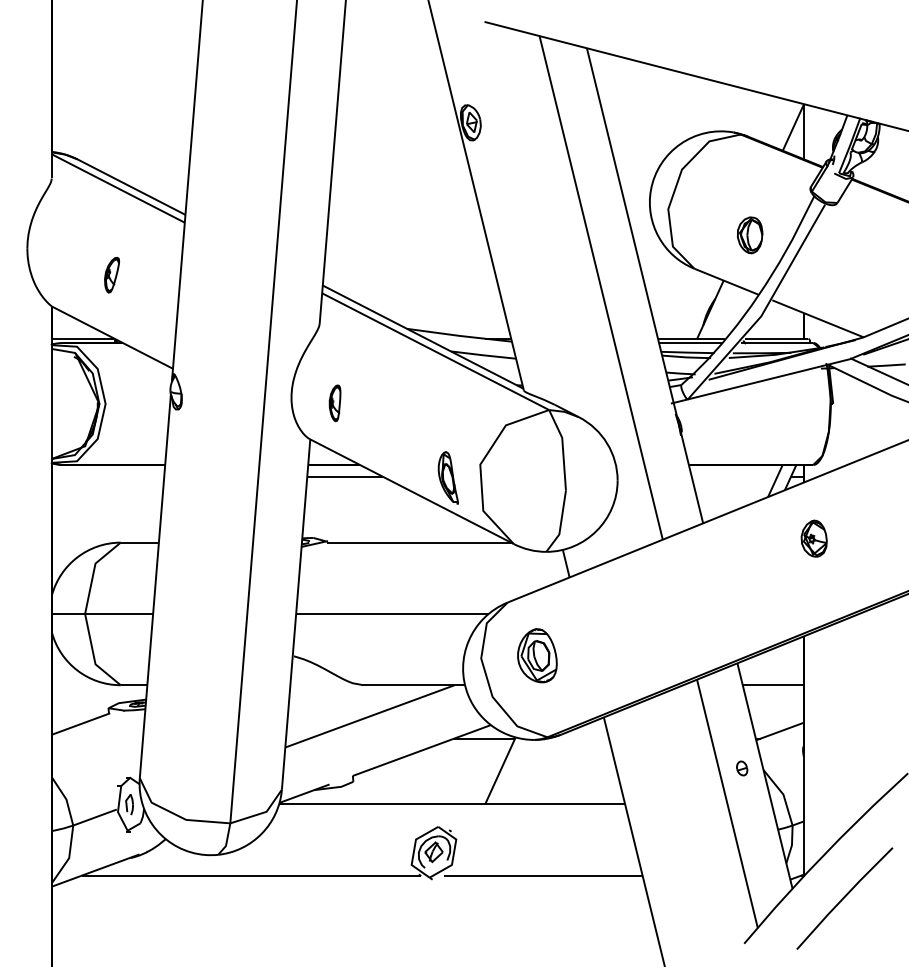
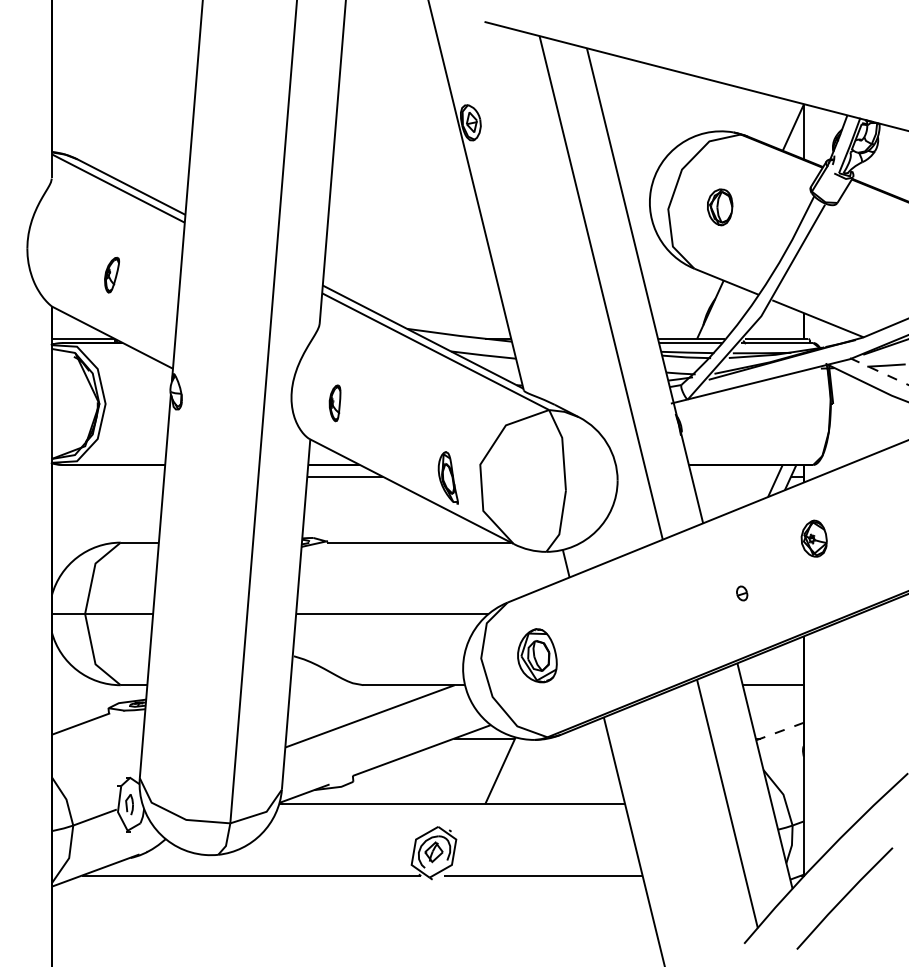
part position: (750, 235) -> (720, 207) (720, 207)
line: solid -> dashed (879, 371)
line: solid -> dashed (779, 731)
part position: (742, 768) -> (742, 593) (742, 593)
